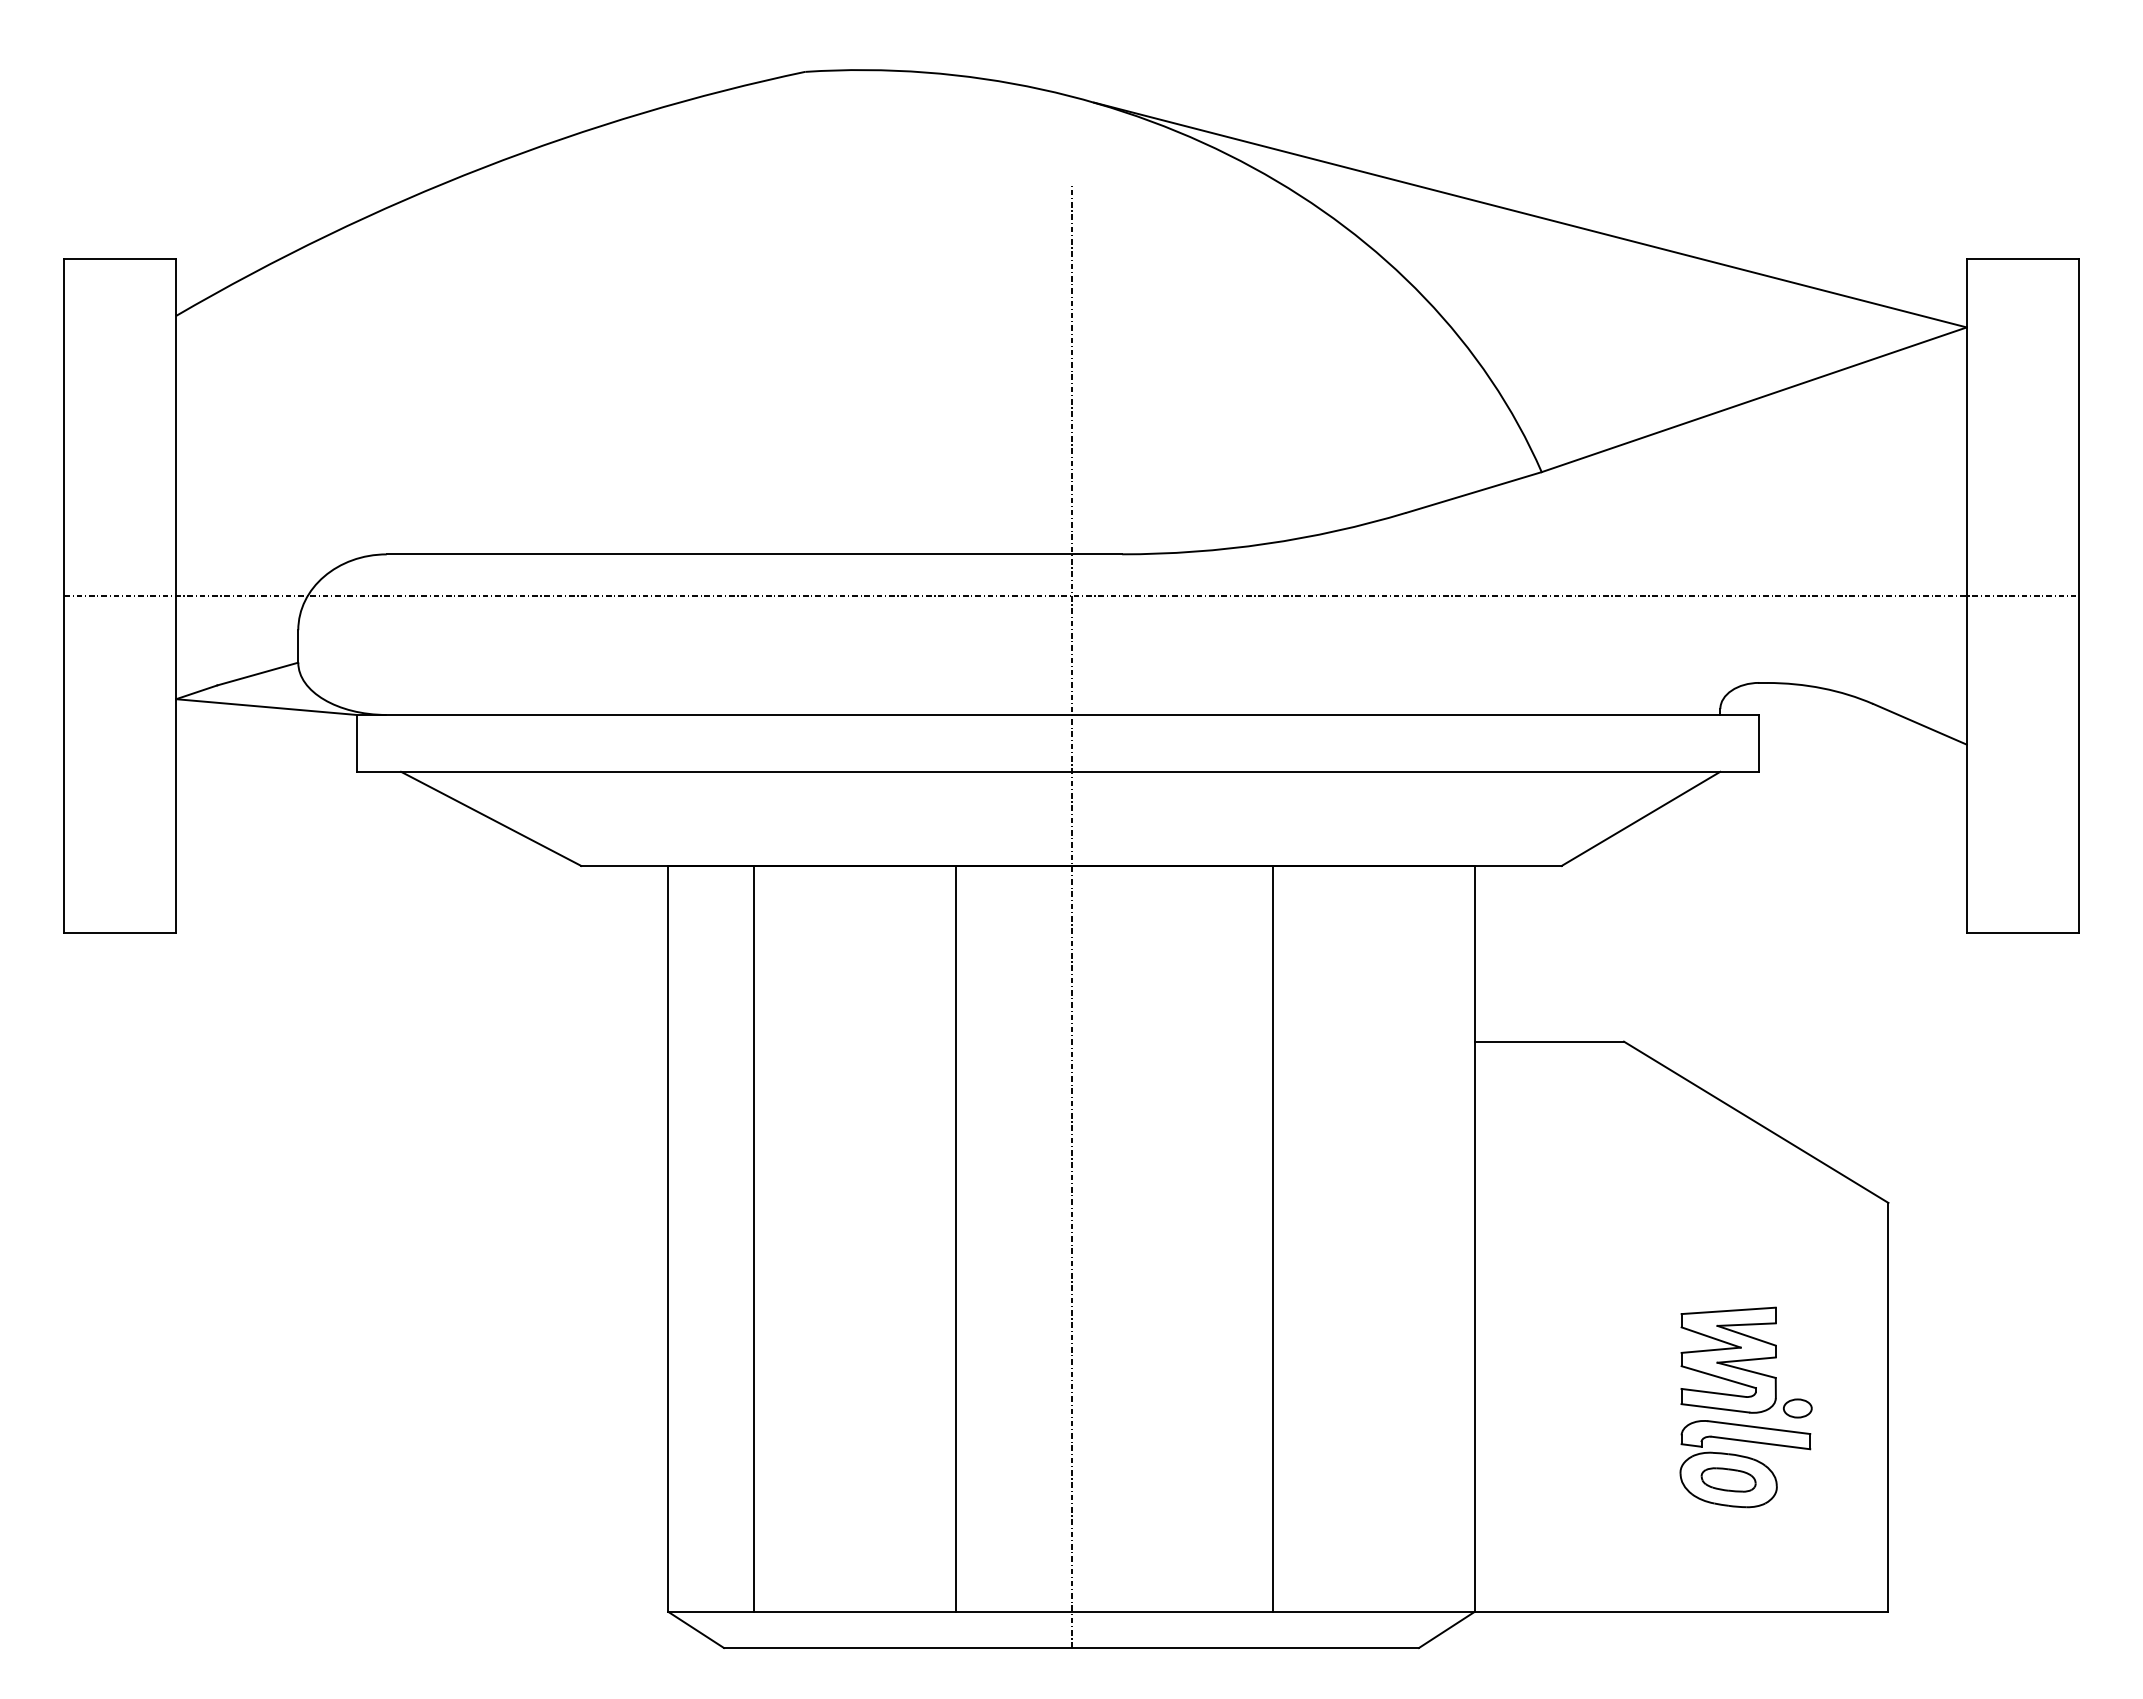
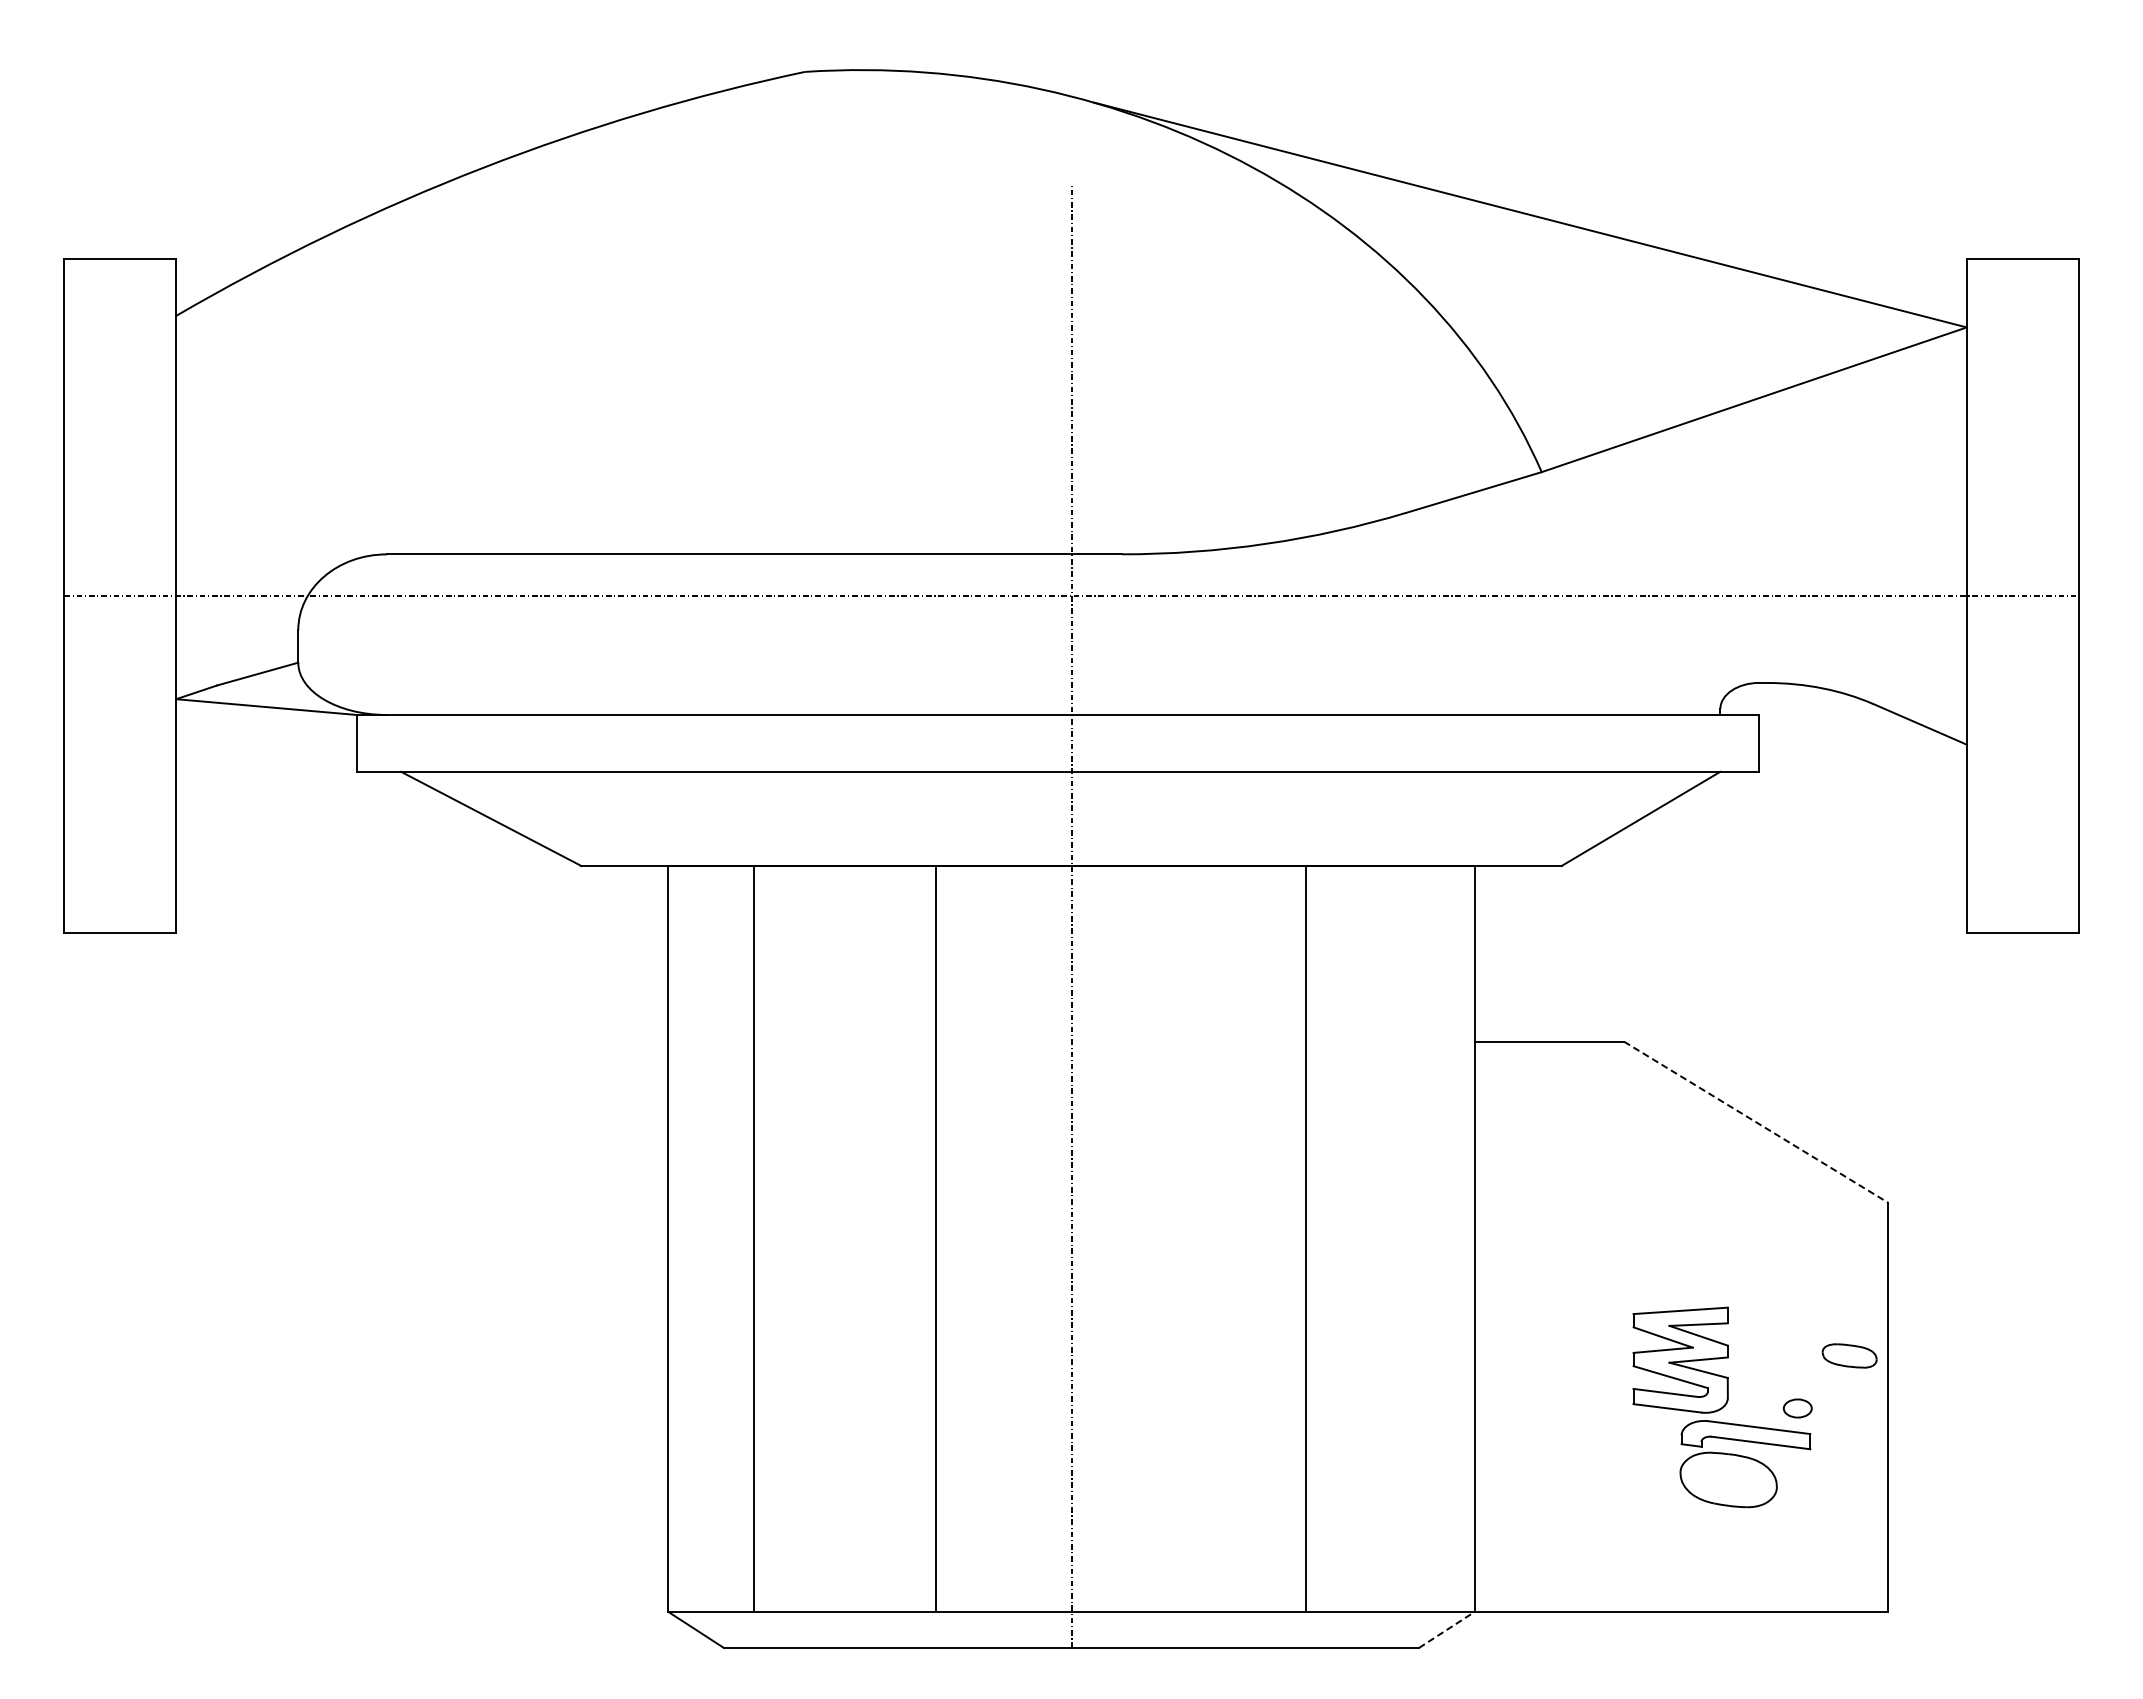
line: solid -> dashed (1756, 1122)
line position: (955, 1238) -> (935, 1238) (935, 1238)
line position: (1273, 1238) -> (1306, 1238) (1306, 1238)
part position: (1728, 1359) -> (1680, 1359) (1680, 1359)
part position: (1728, 1479) -> (1849, 1355) (1849, 1355)
line: solid -> dashed (1447, 1629)
